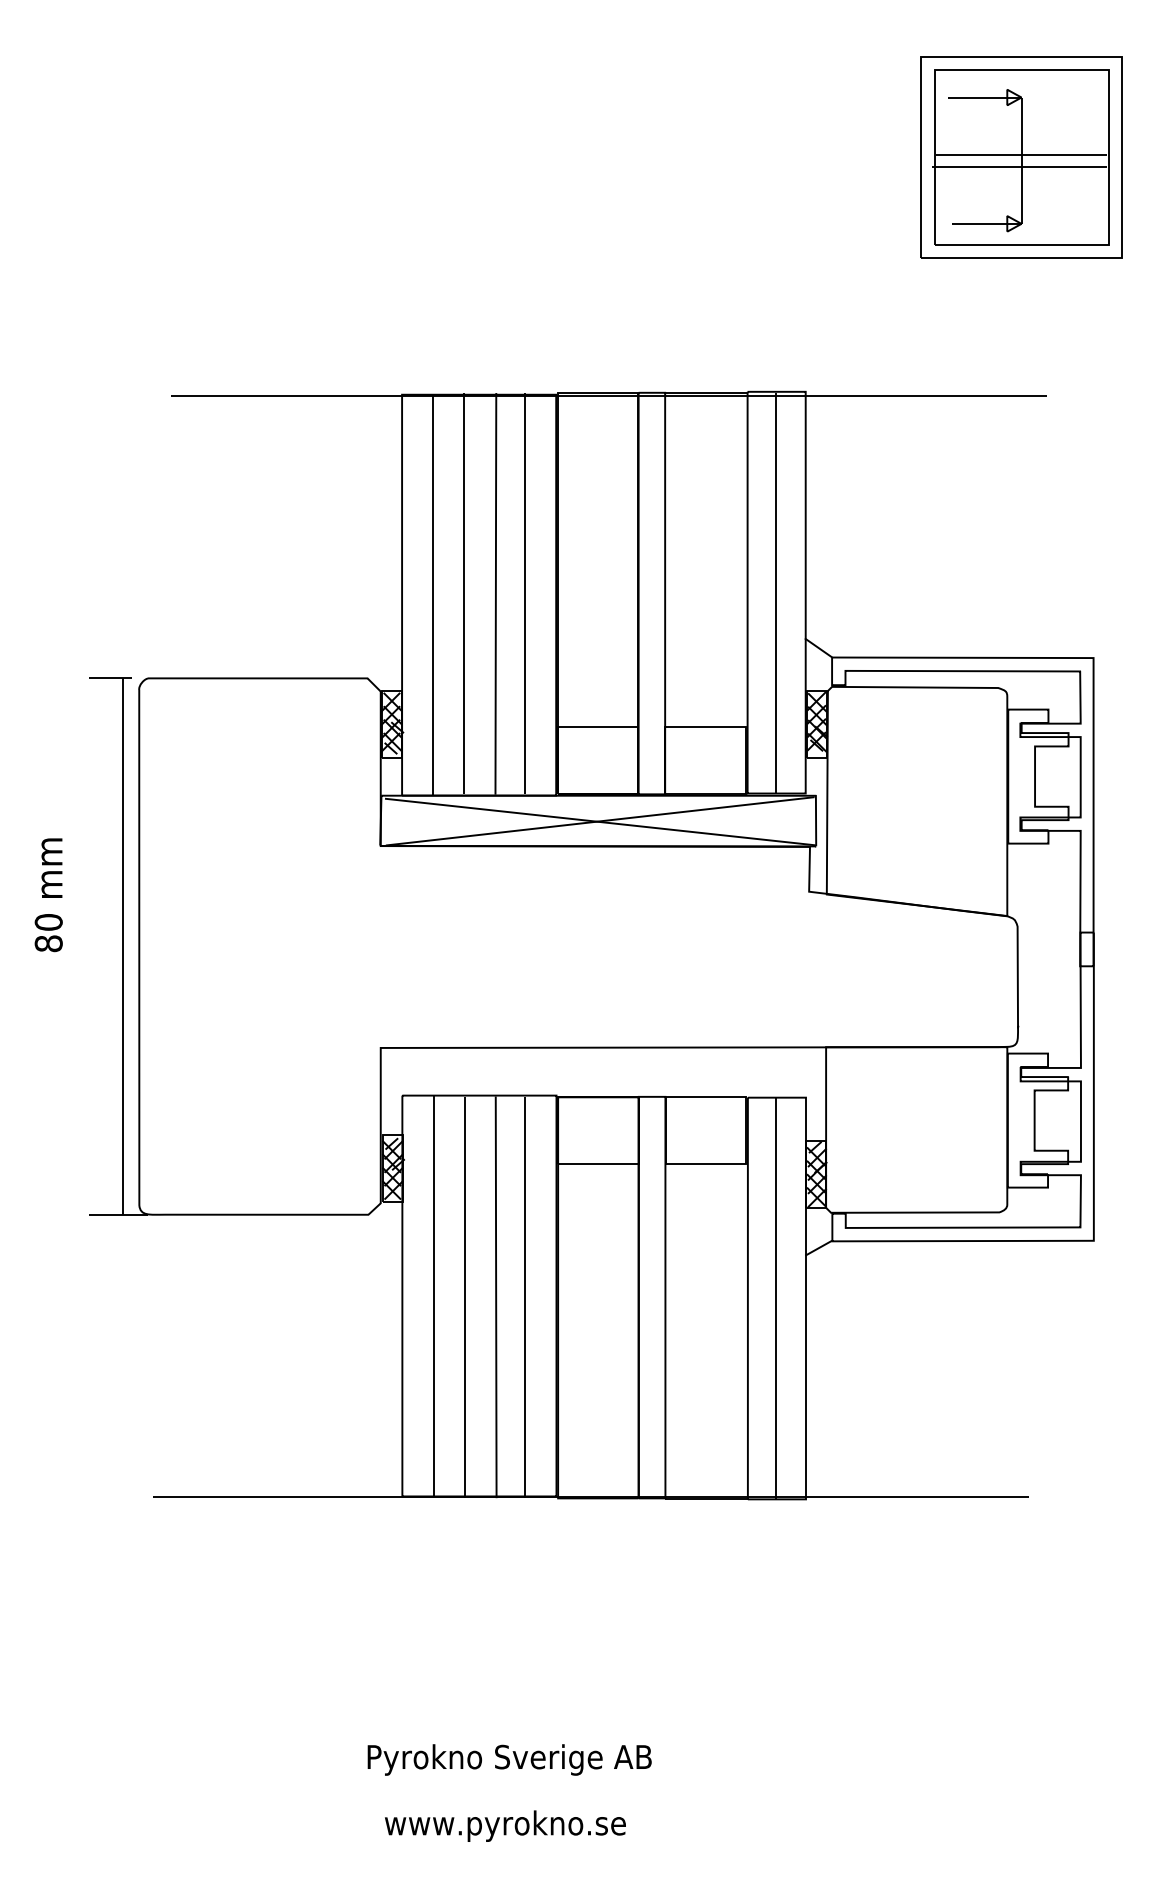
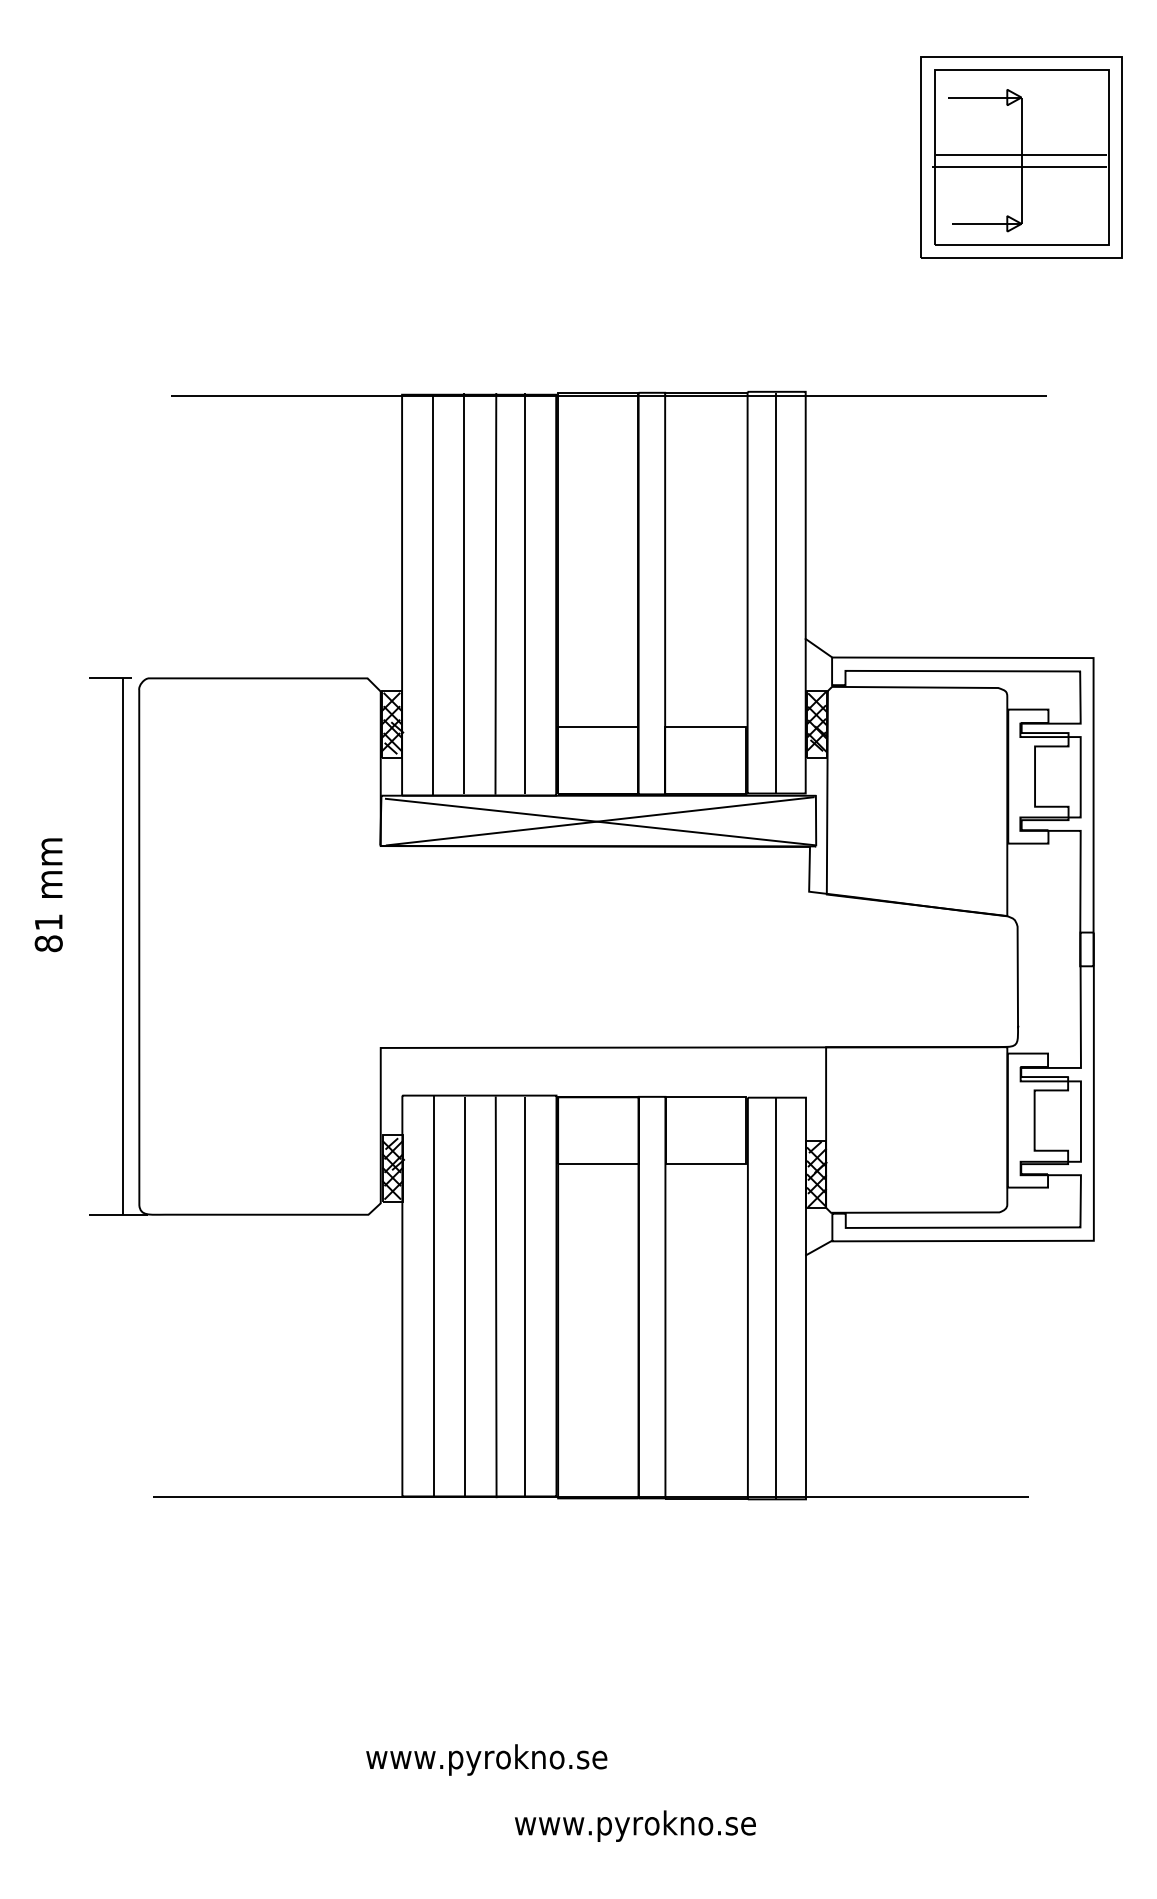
text: 80 -> 81 (48, 922)
text: Pyrokno Sverige AB -> www.pyrokno.se (508, 1759)
text position: (505, 1825) -> (635, 1825) (635, 1825)
